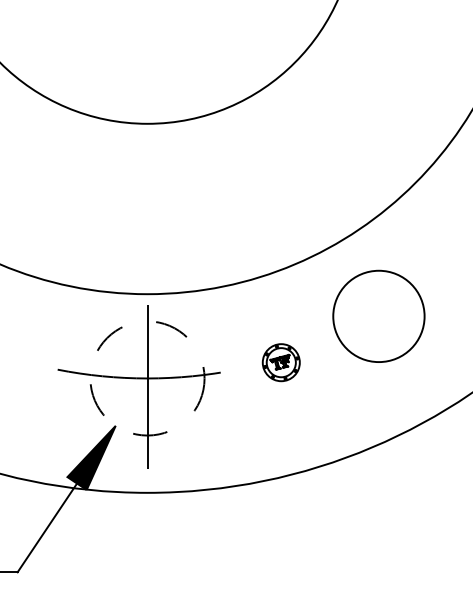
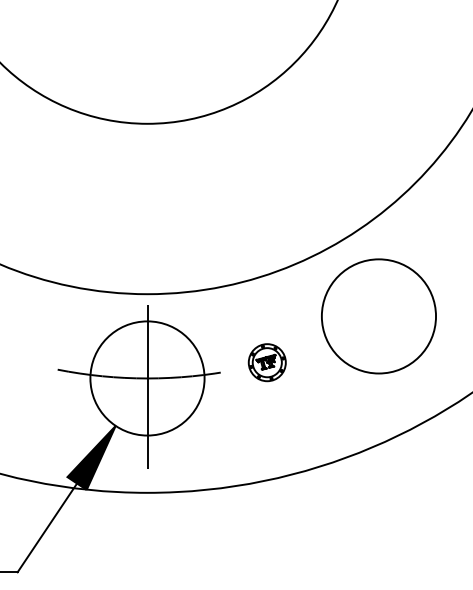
circle diameter: 91 px -> 114 px (378, 316)
part position: (280, 362) -> (266, 362) (266, 362)
circle: dashed -> solid (147, 378)
